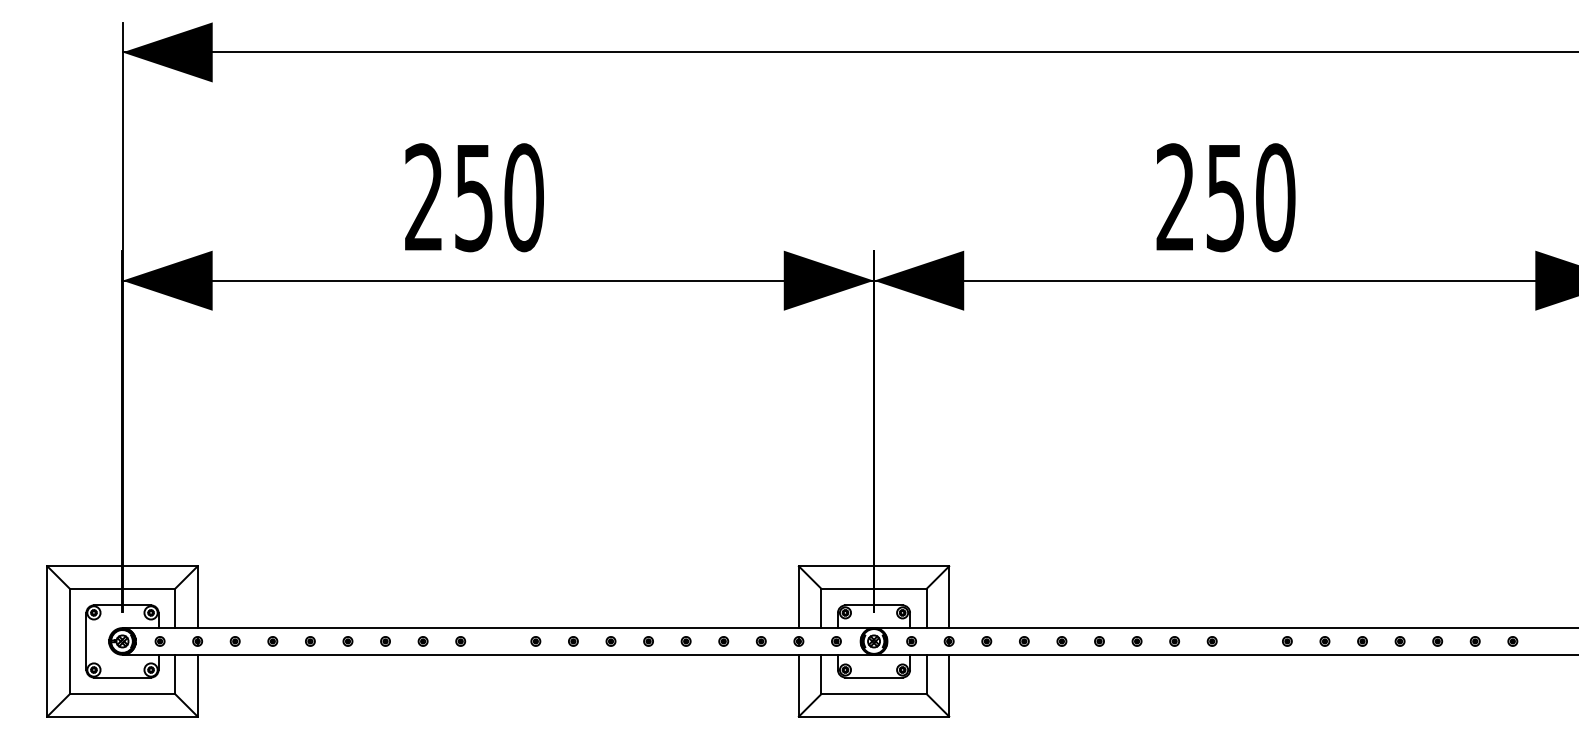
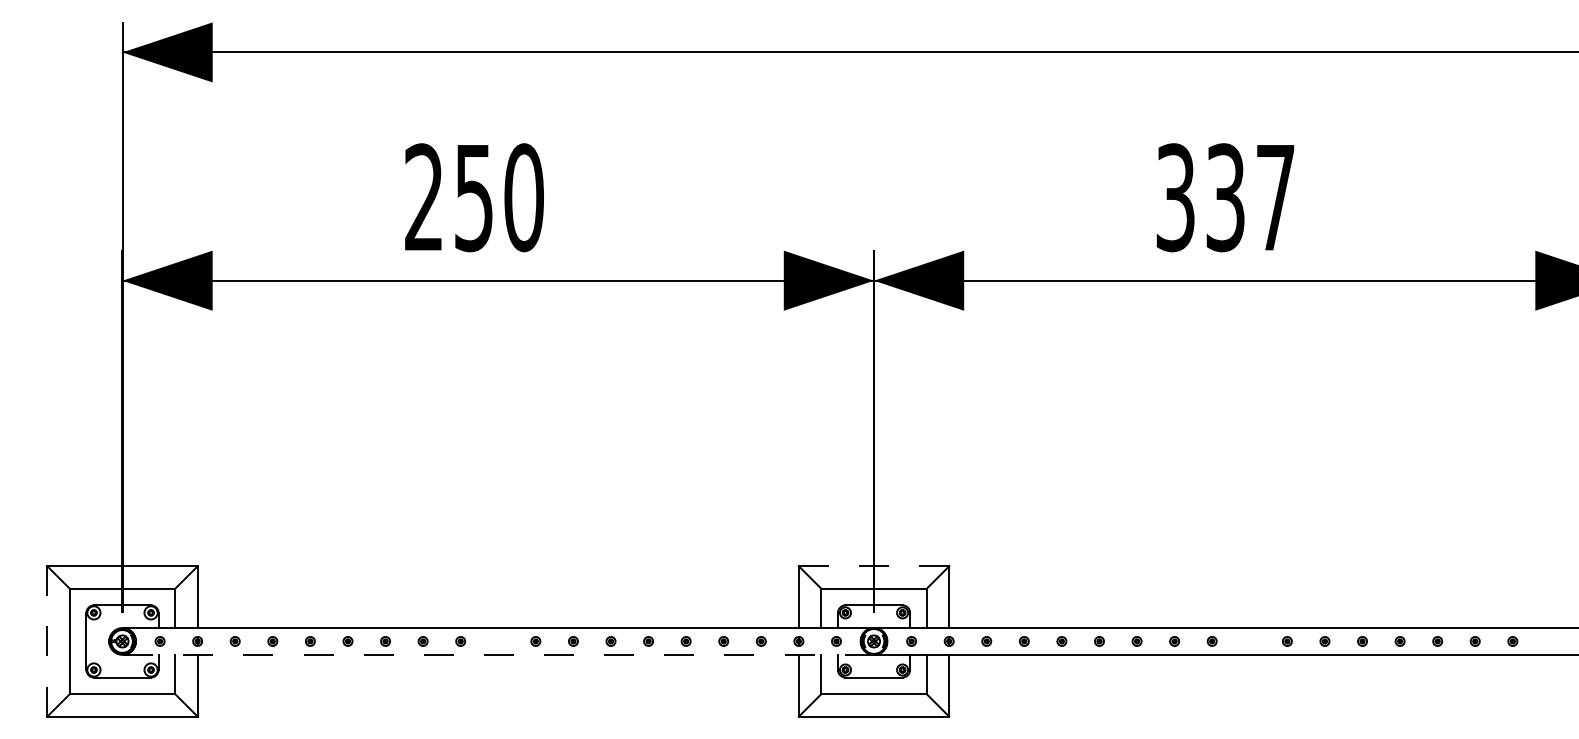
text: 250 -> 337 (1225, 197)
line: solid -> dashed (873, 566)
line: solid -> dashed (47, 641)
line: solid -> dashed (498, 654)
